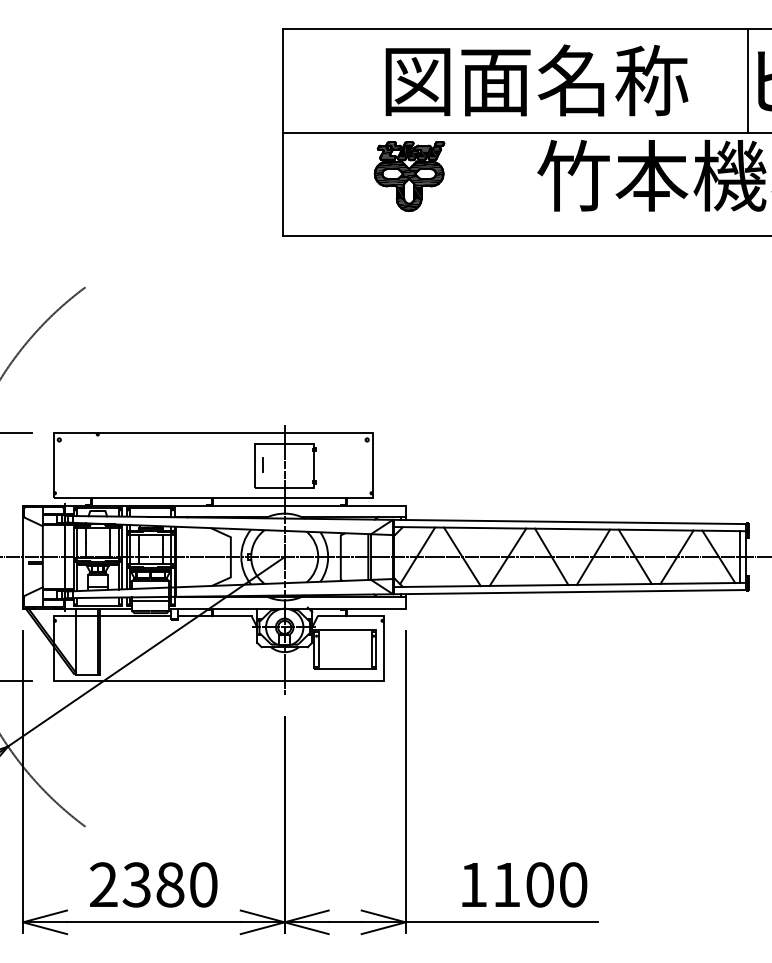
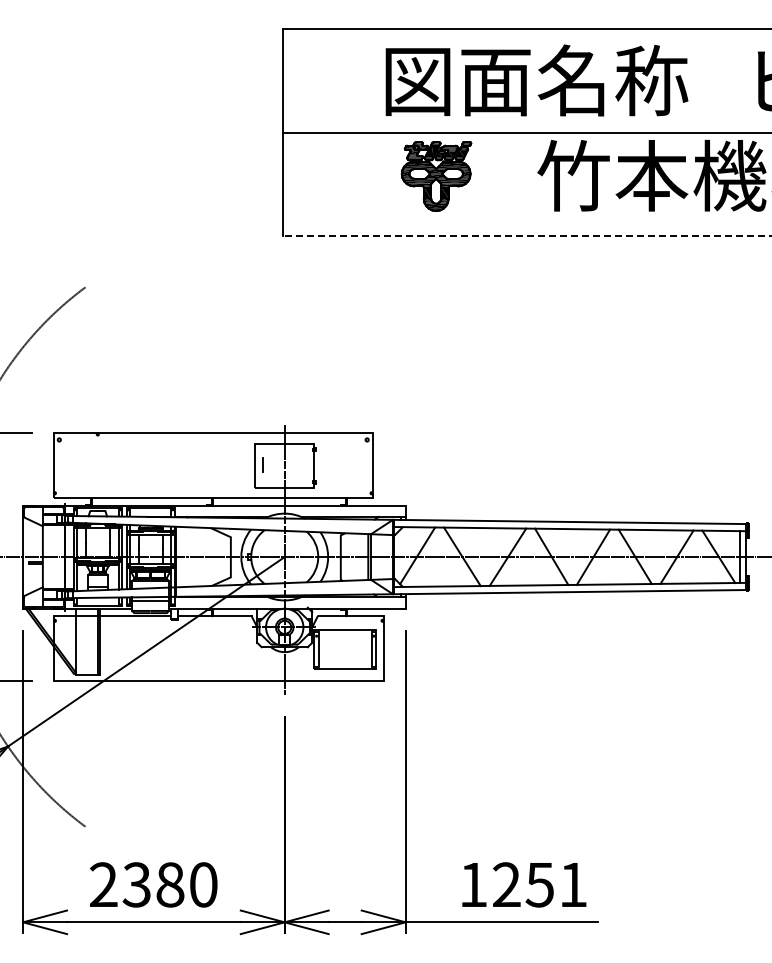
line: present -> none (748, 80)
part position: (409, 176) -> (436, 176) (436, 176)
line: solid -> dashed (526, 236)
text: 1100 -> 1251 (540, 884)
